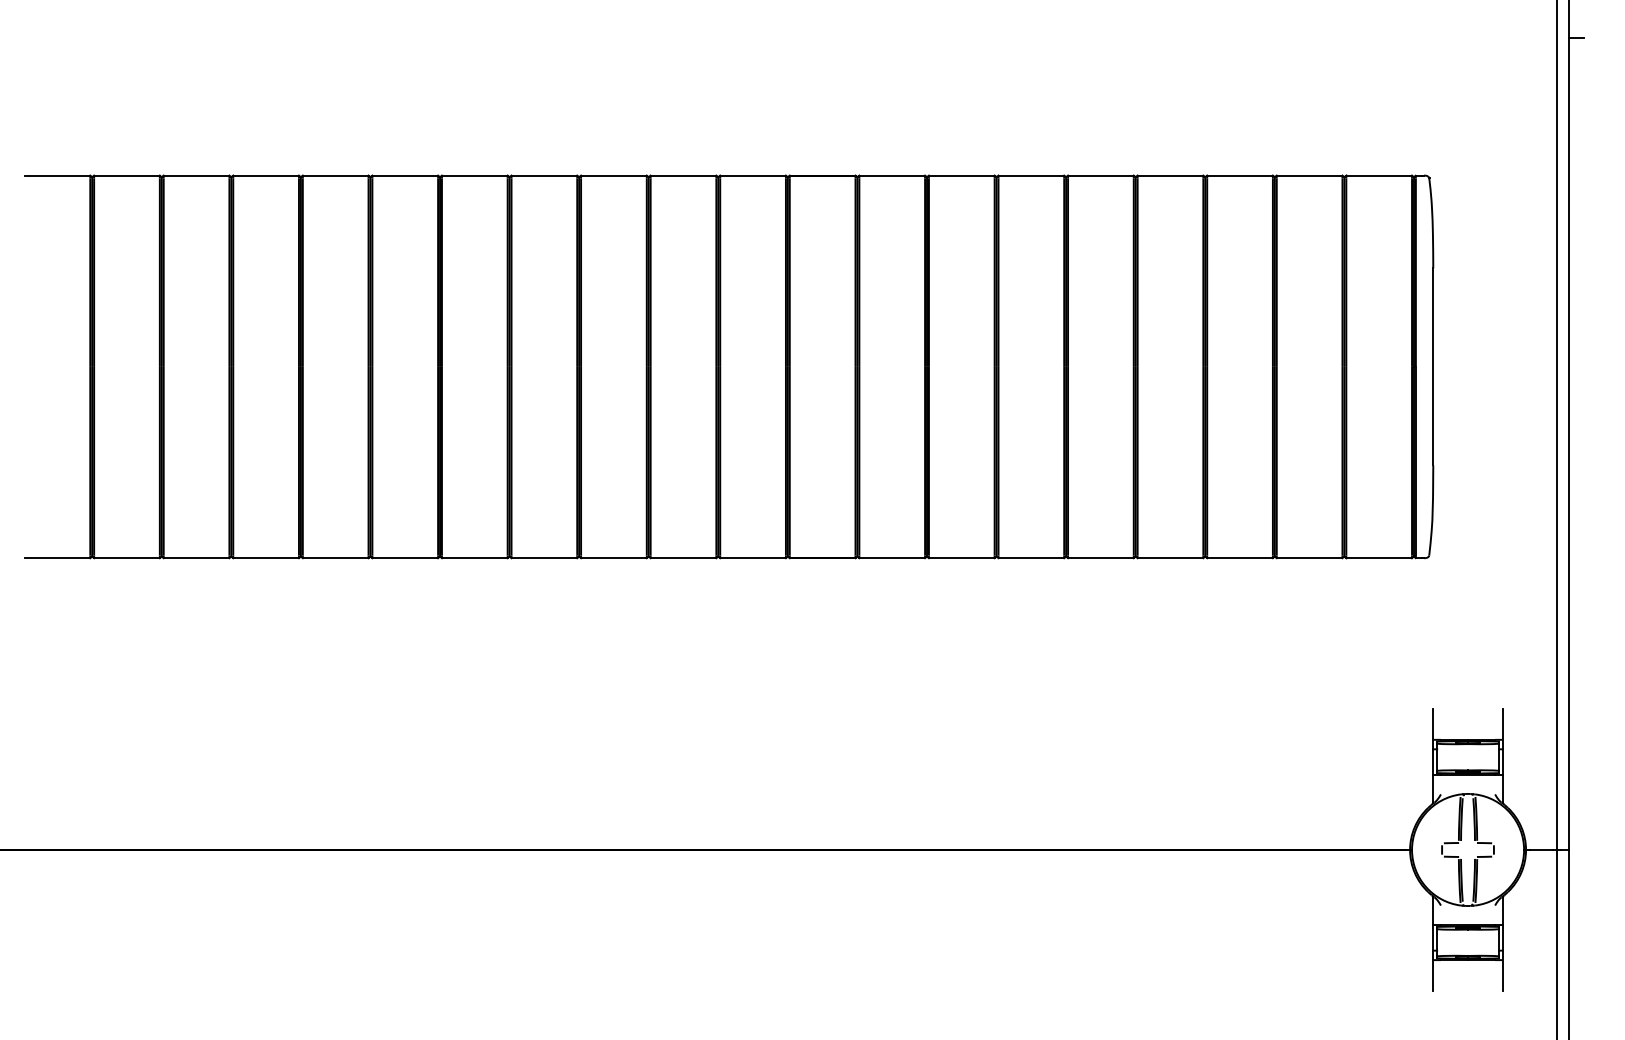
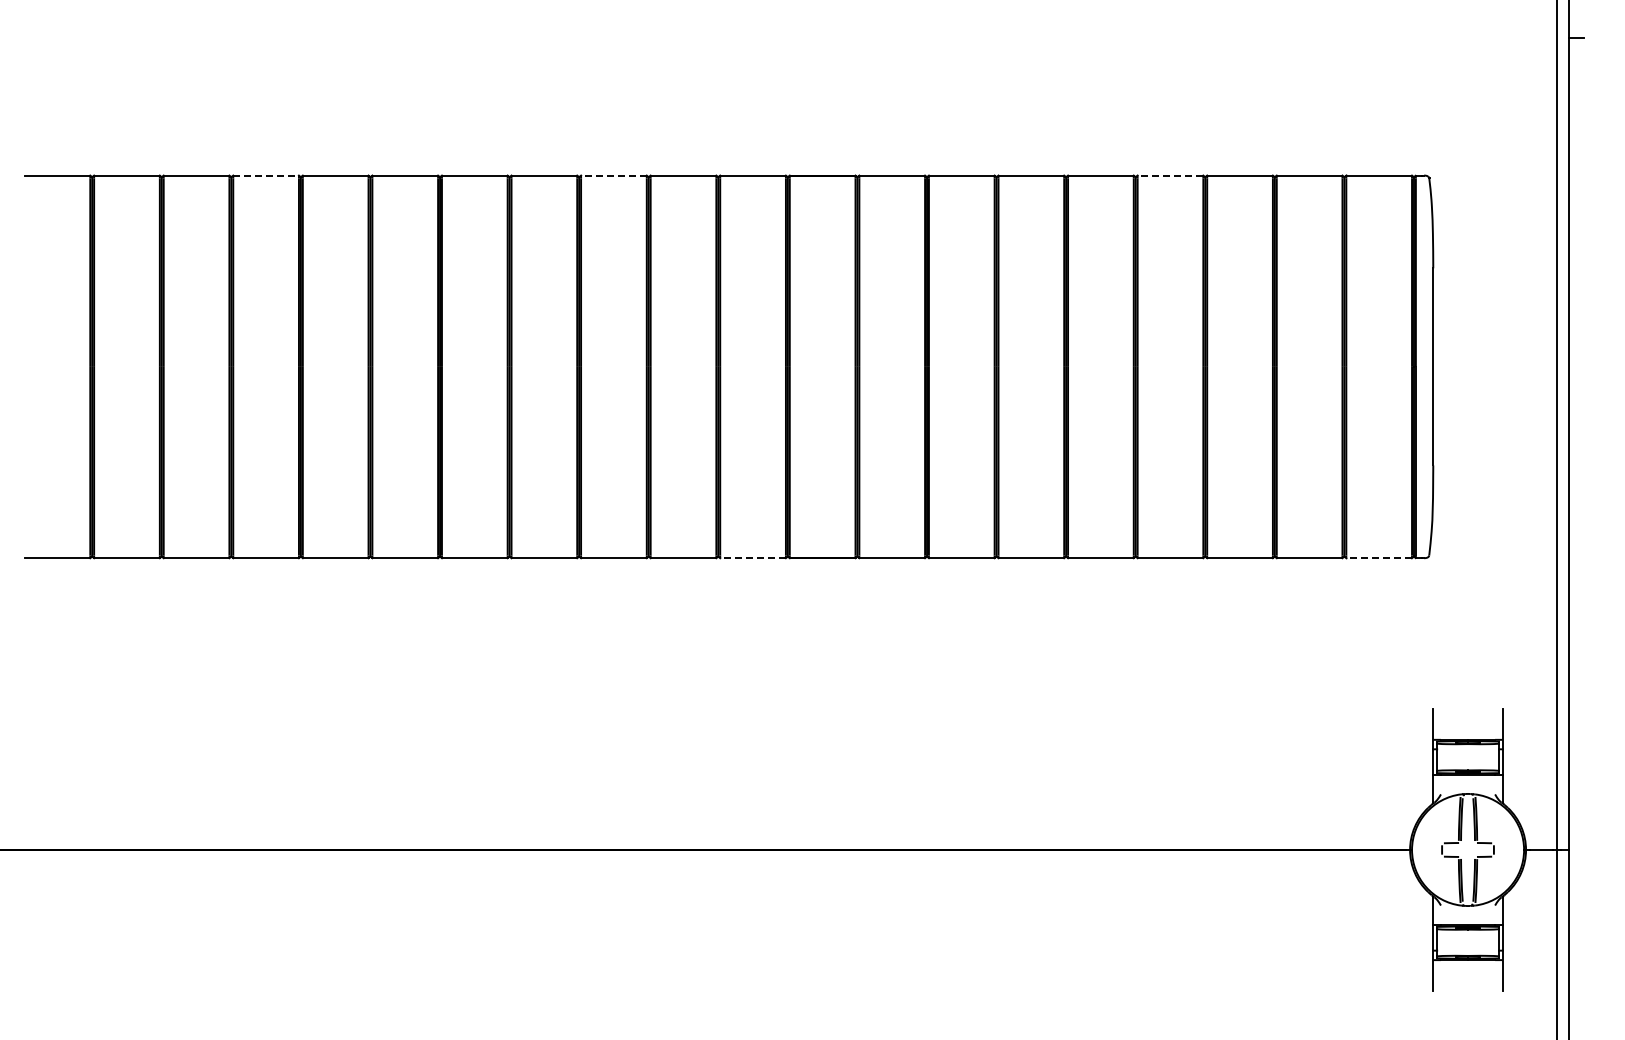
line: solid -> dashed (266, 175)
line: solid -> dashed (613, 175)
line: solid -> dashed (1170, 175)
line: solid -> dashed (753, 558)
line: solid -> dashed (1379, 558)
